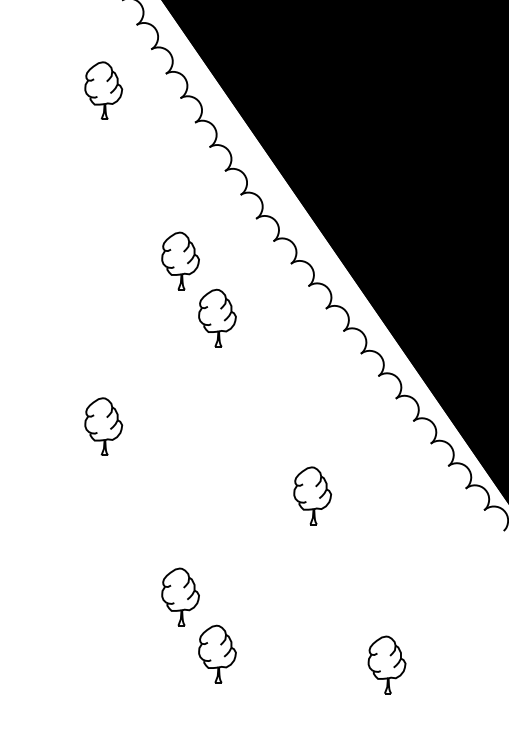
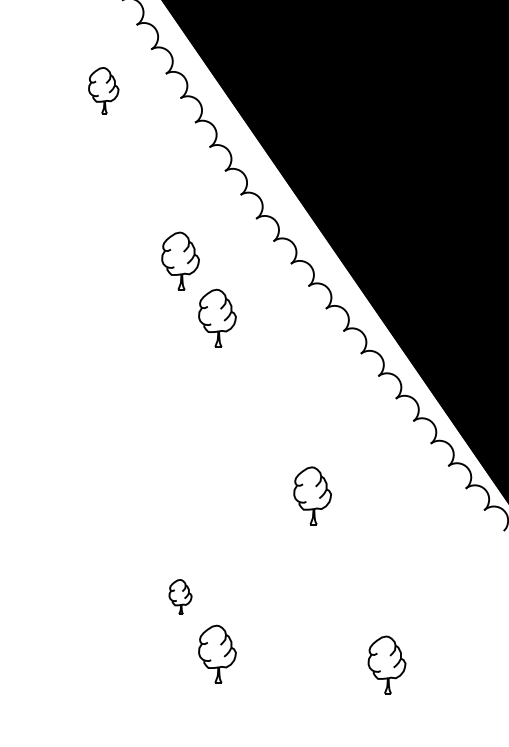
part size: 40x59 px -> 32x48 px (103, 90)
part: present -> none (103, 426)
part size: 39x60 px -> 25x36 px (180, 596)
